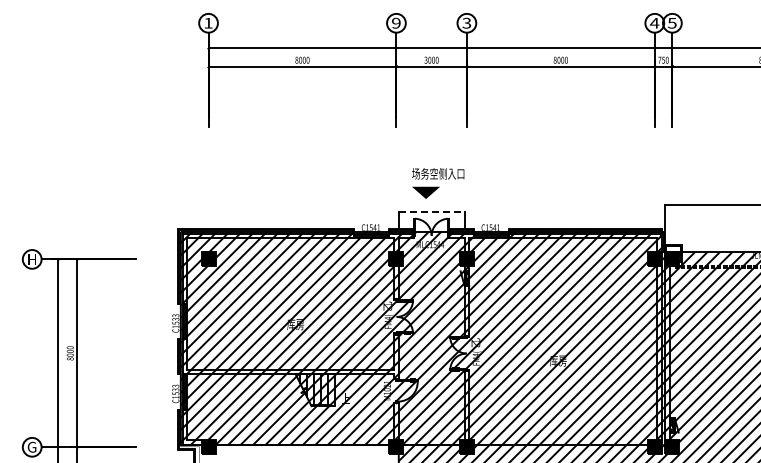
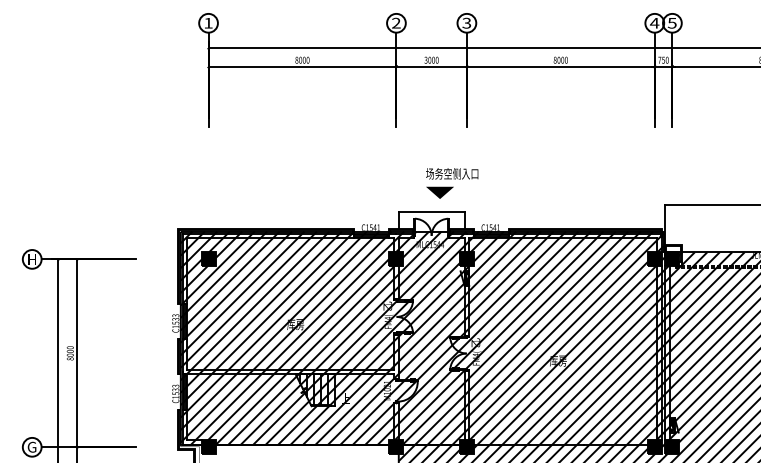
text: 9 -> 2 (396, 23)
text position: (438, 183) -> (452, 183) (452, 183)
line: dashed -> solid (431, 212)
